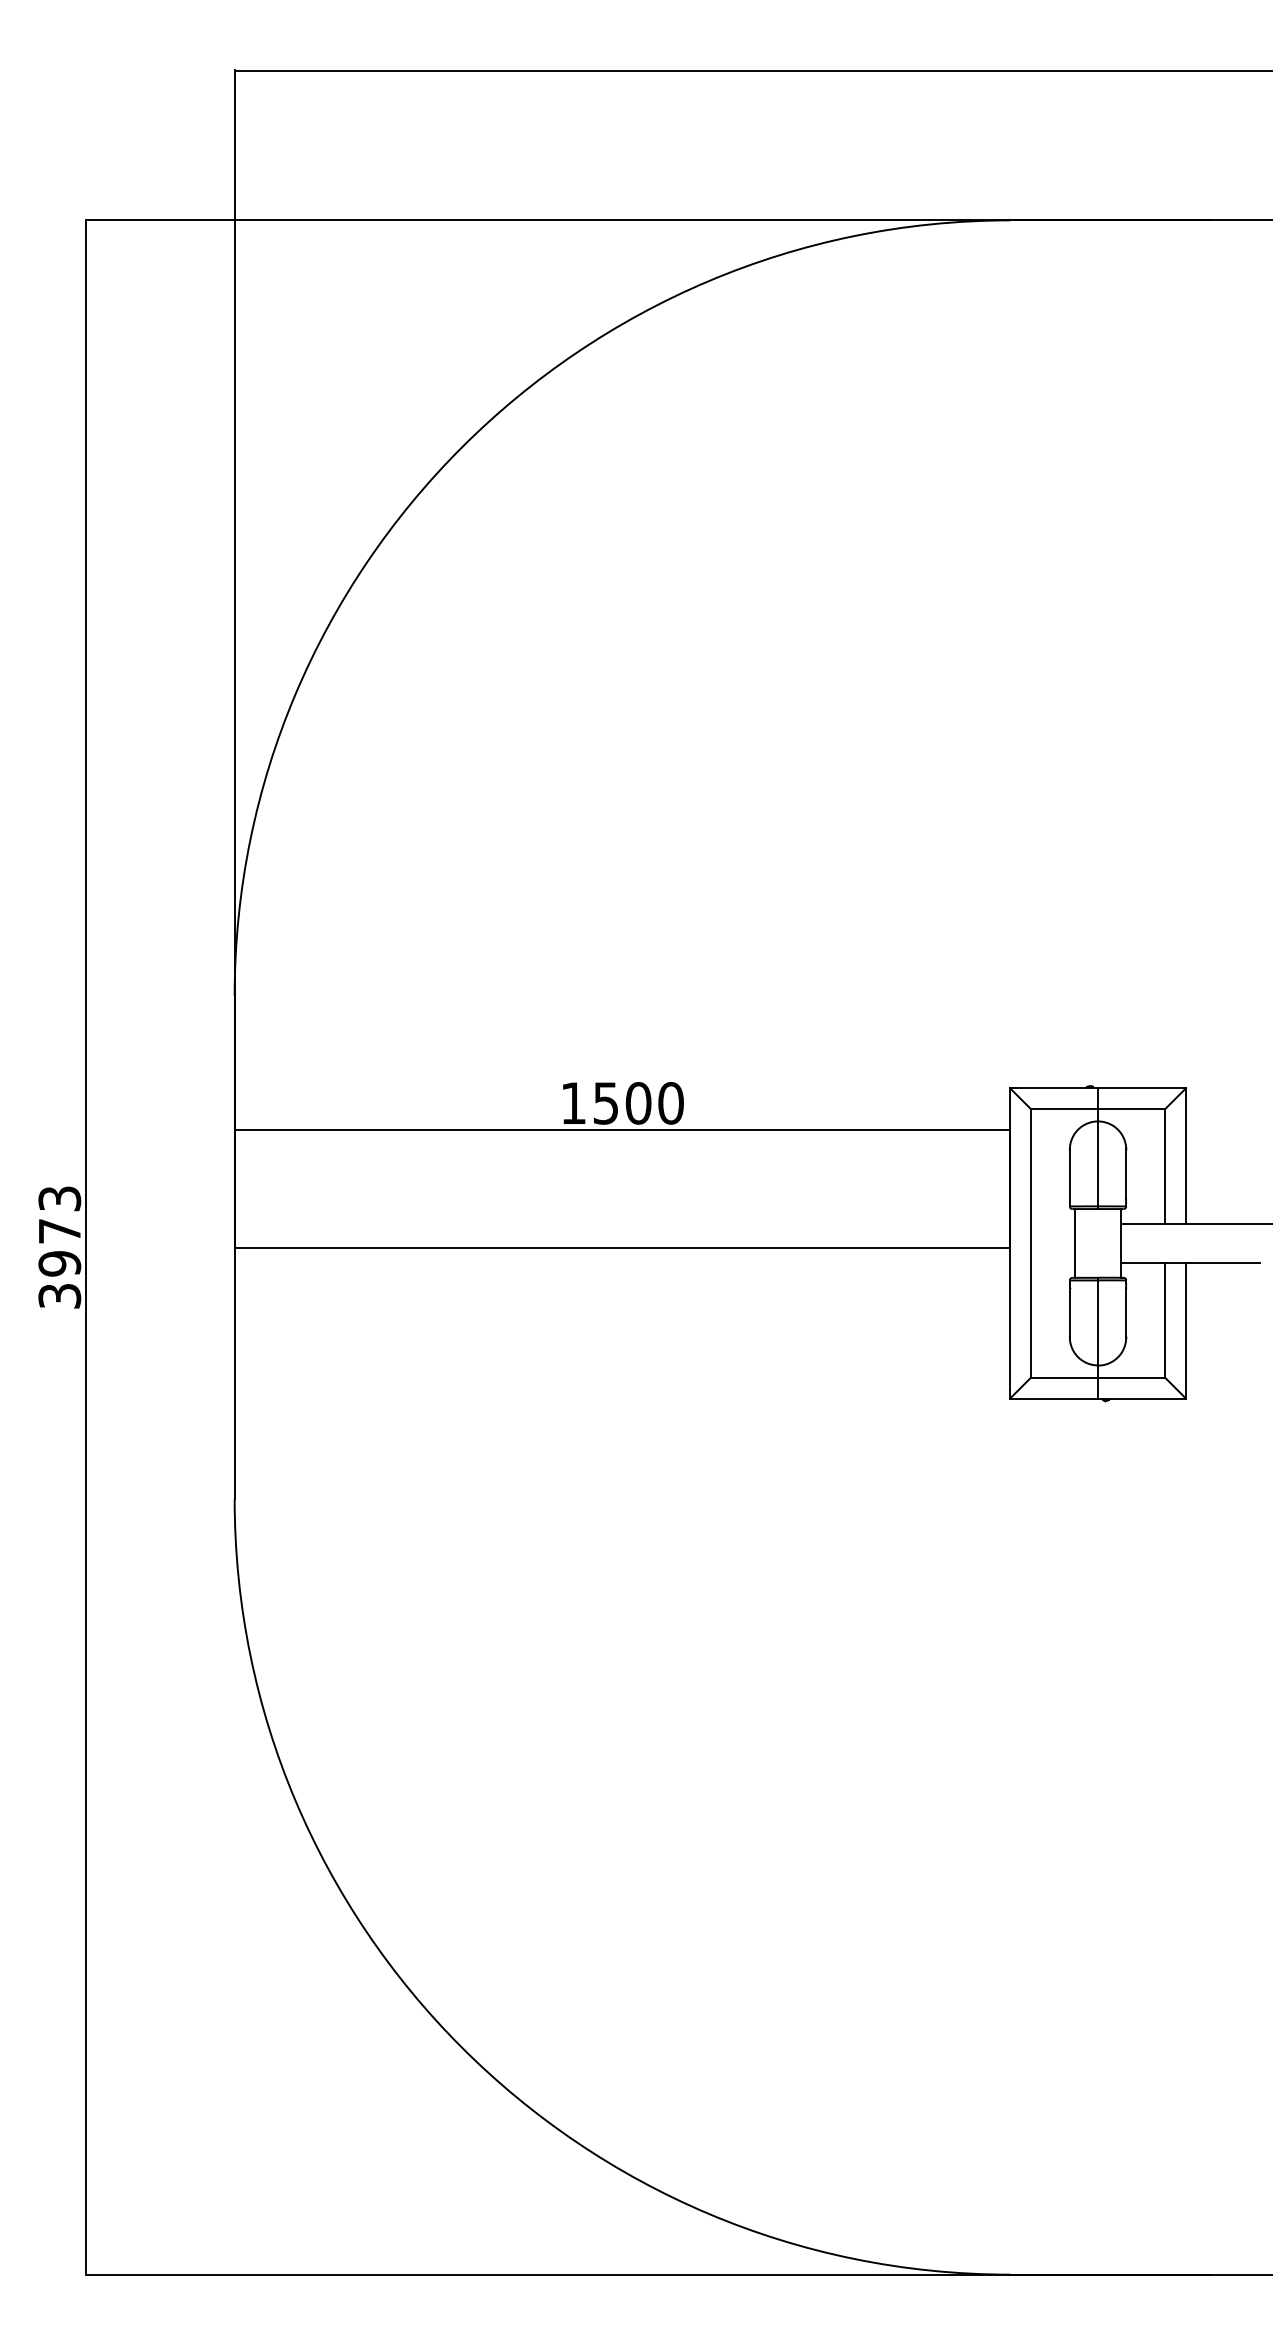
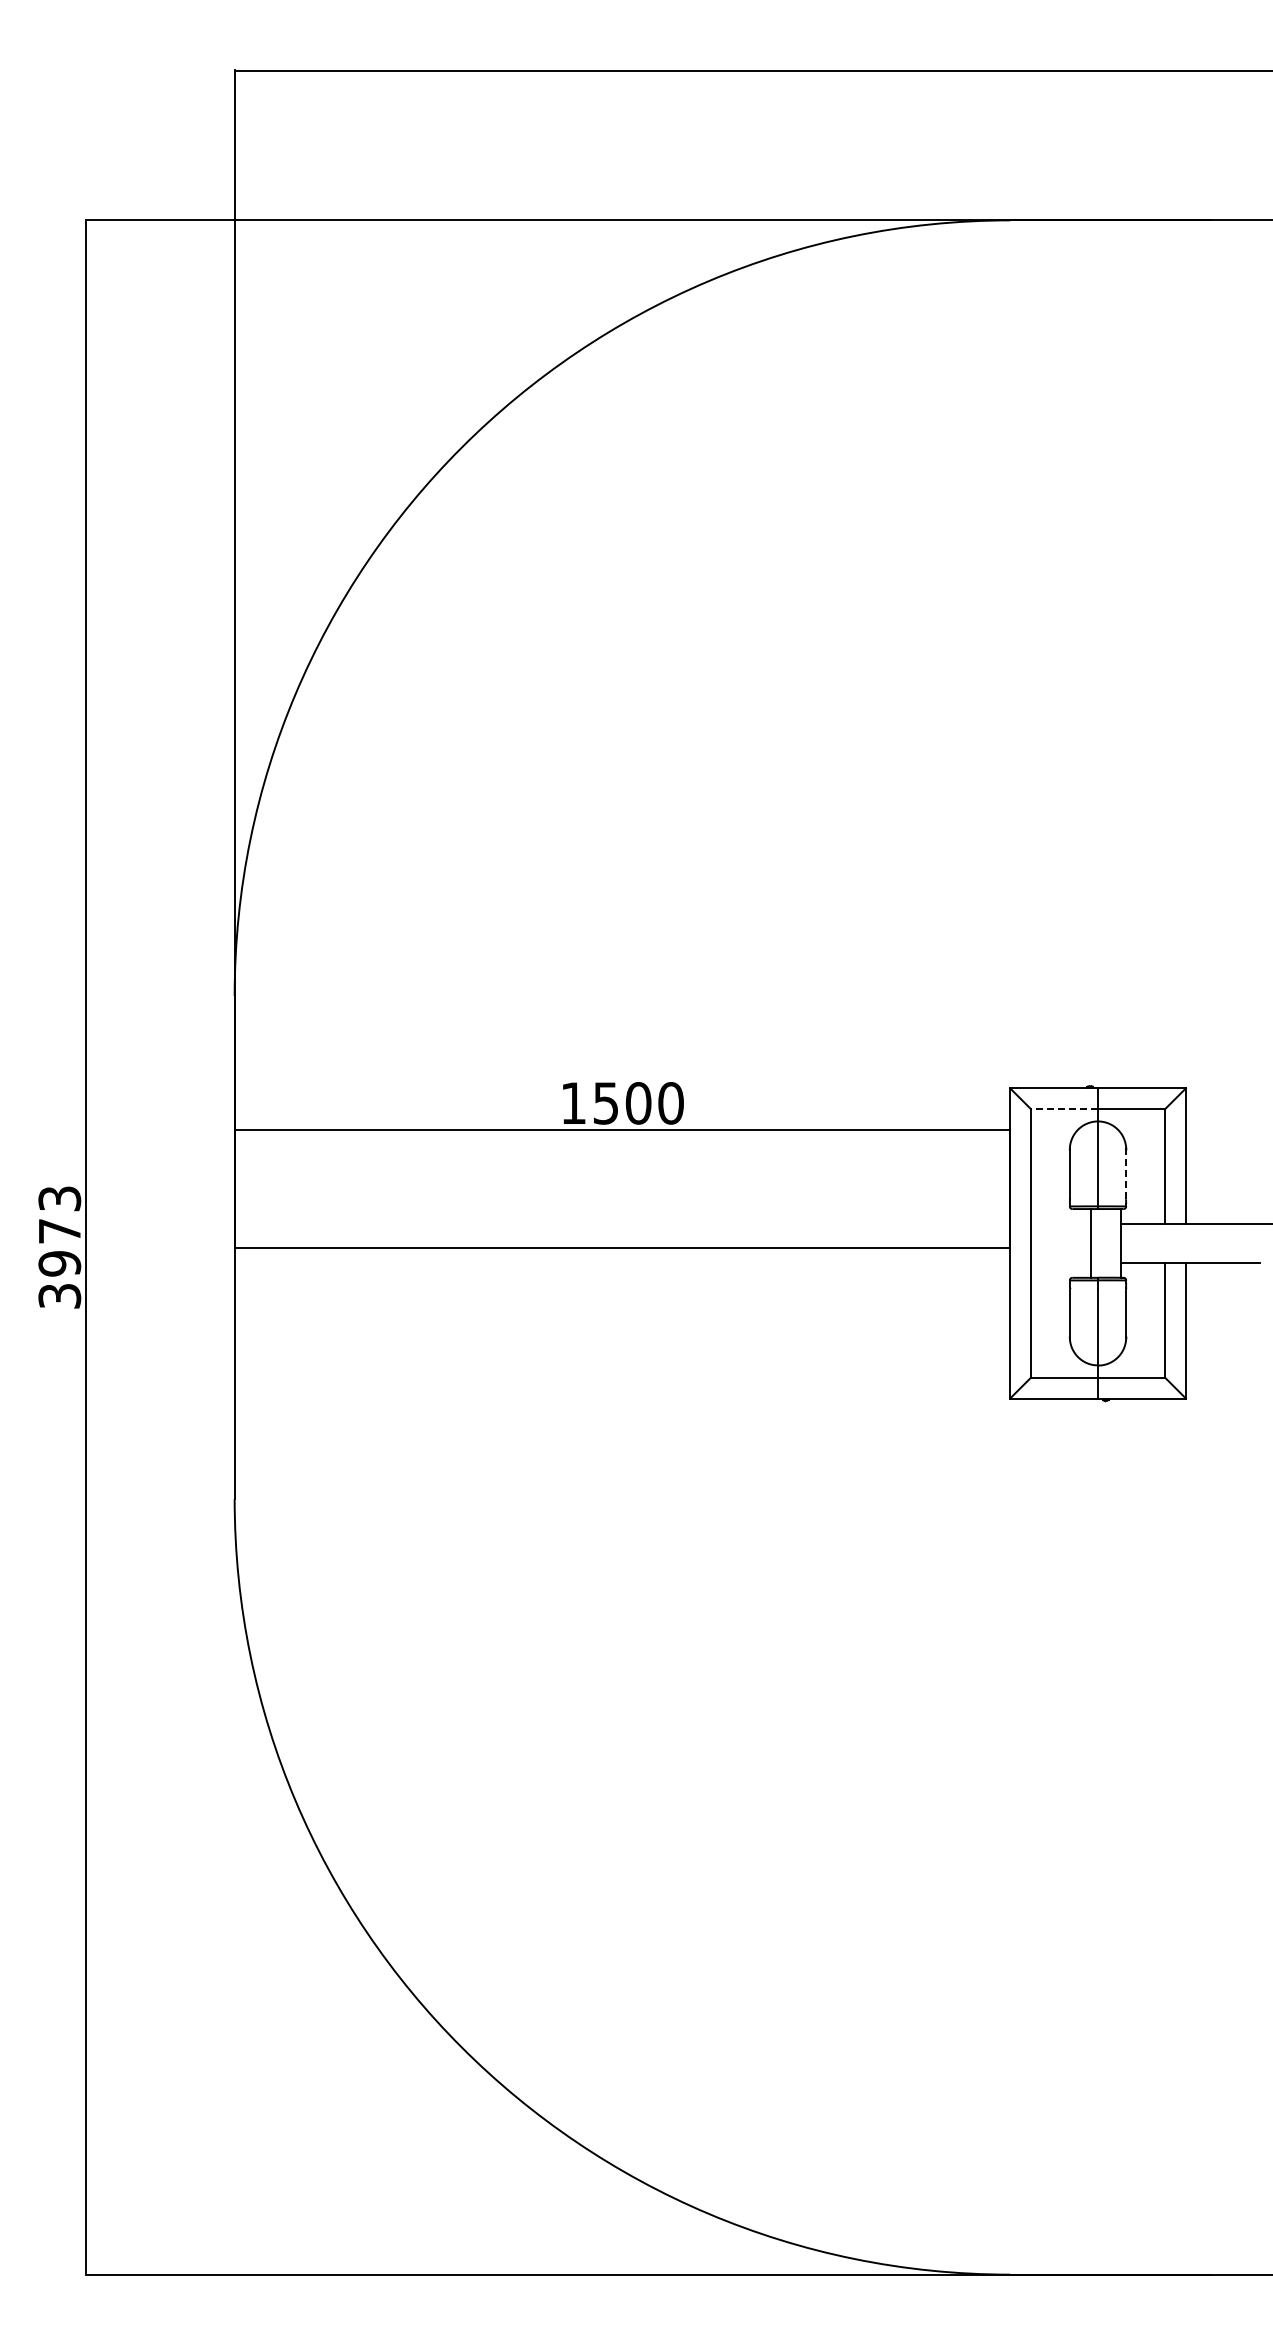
line: solid -> dashed (1064, 1109)
line: solid -> dashed (1126, 1174)
line position: (1075, 1243) -> (1091, 1243) (1091, 1243)
